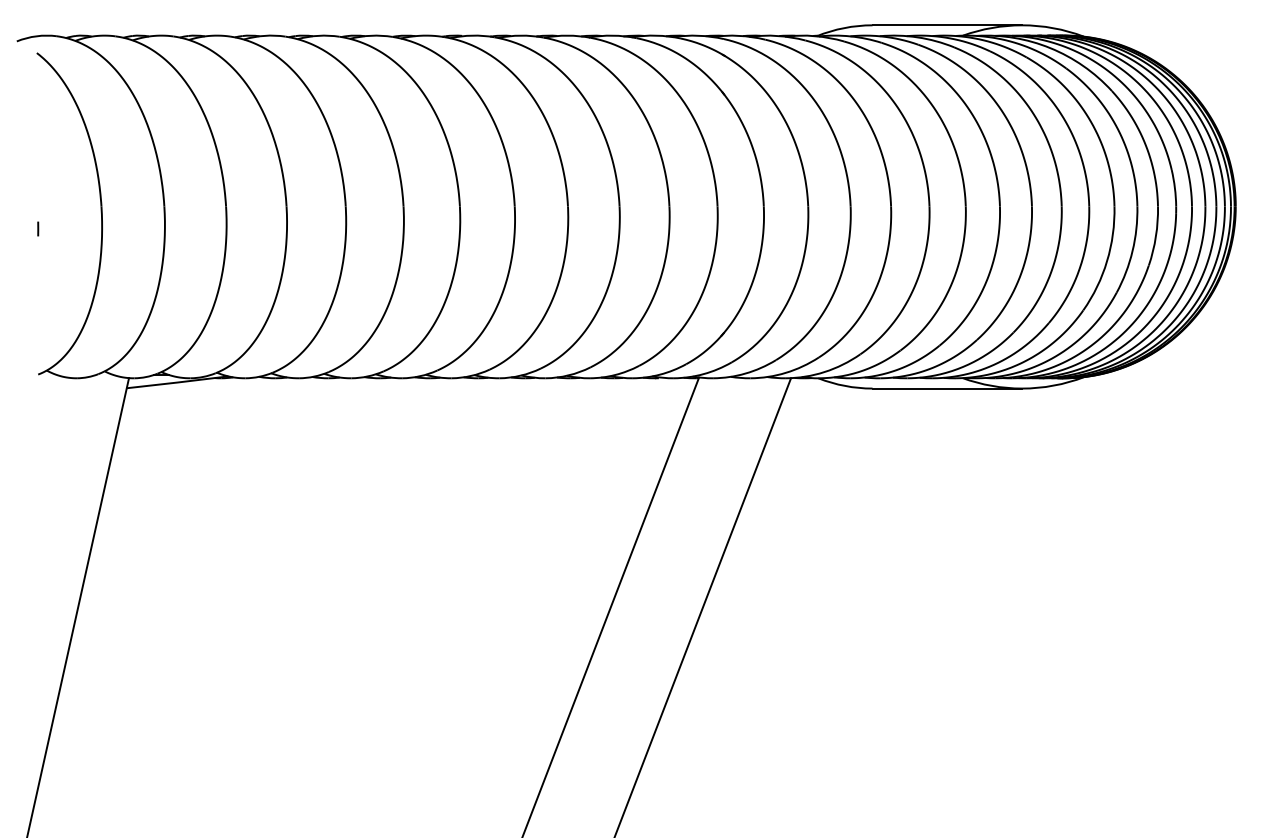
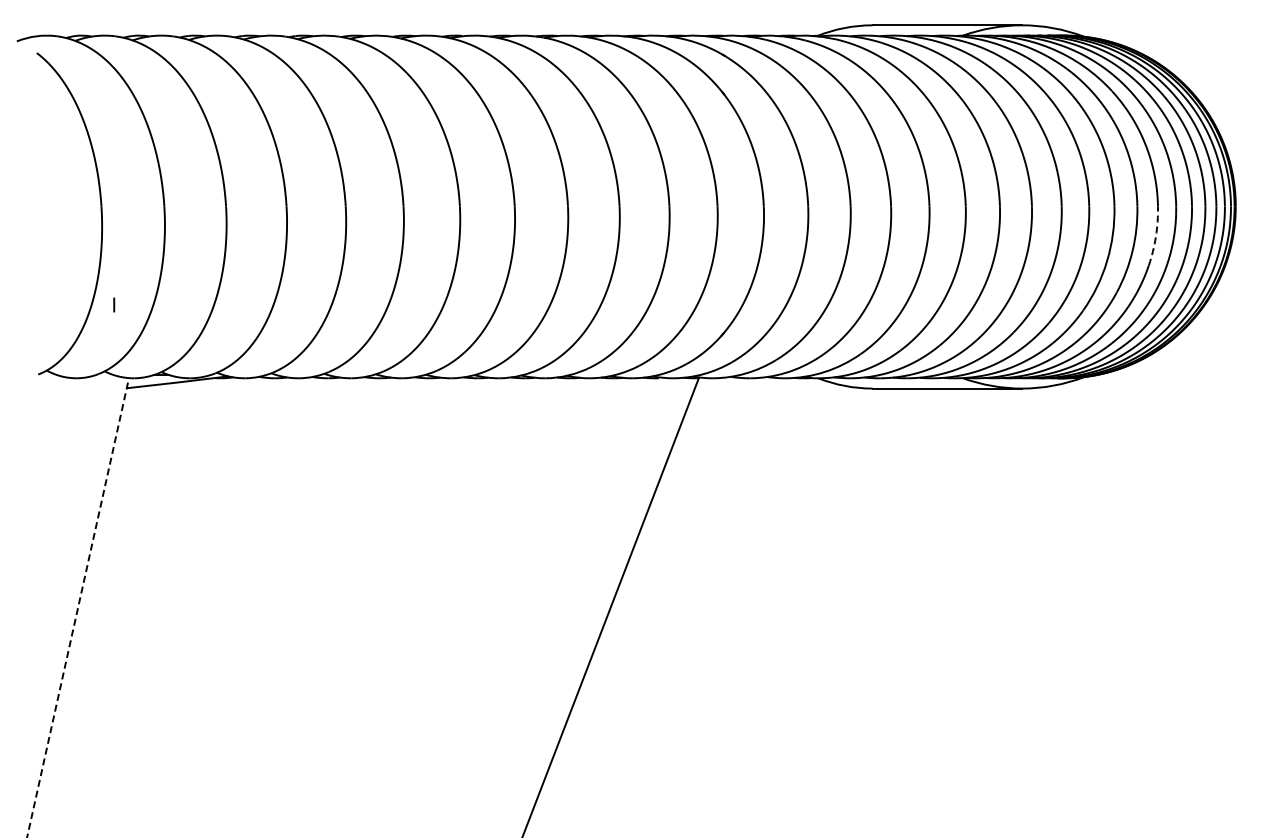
line position: (38, 228) -> (114, 304) (114, 304)
arc: solid -> dashed (1155, 236)
line: present -> none (703, 606)
line: solid -> dashed (78, 607)
